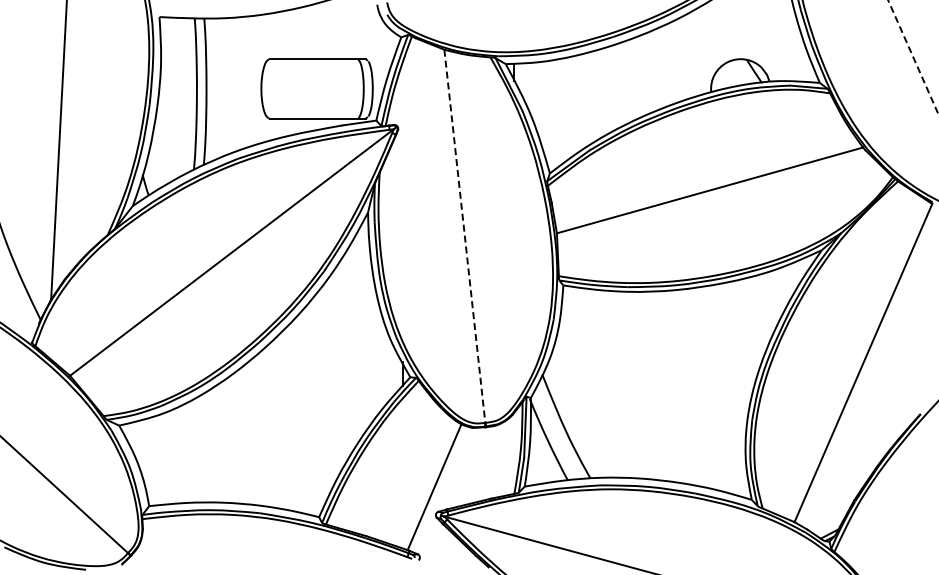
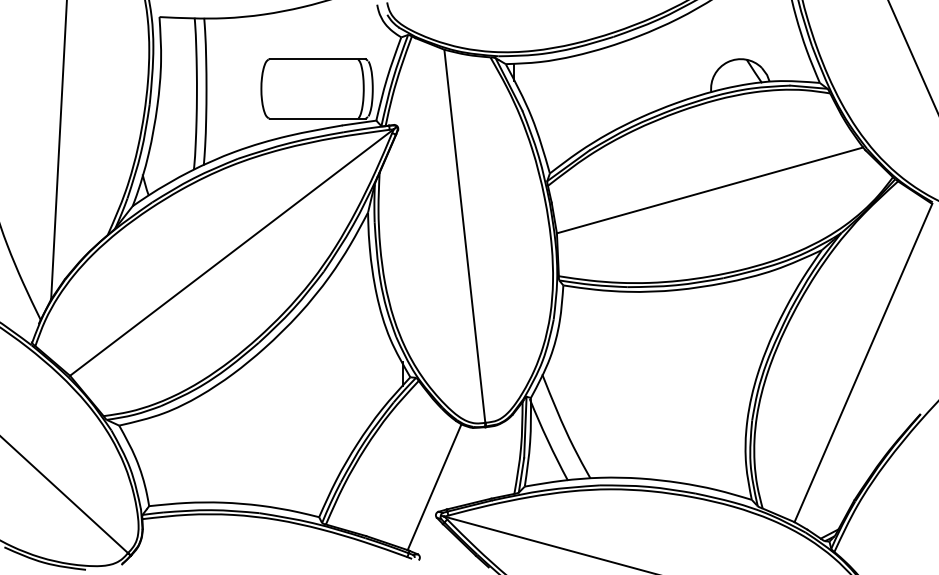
line: dashed -> solid (913, 57)
line: dashed -> solid (464, 236)
